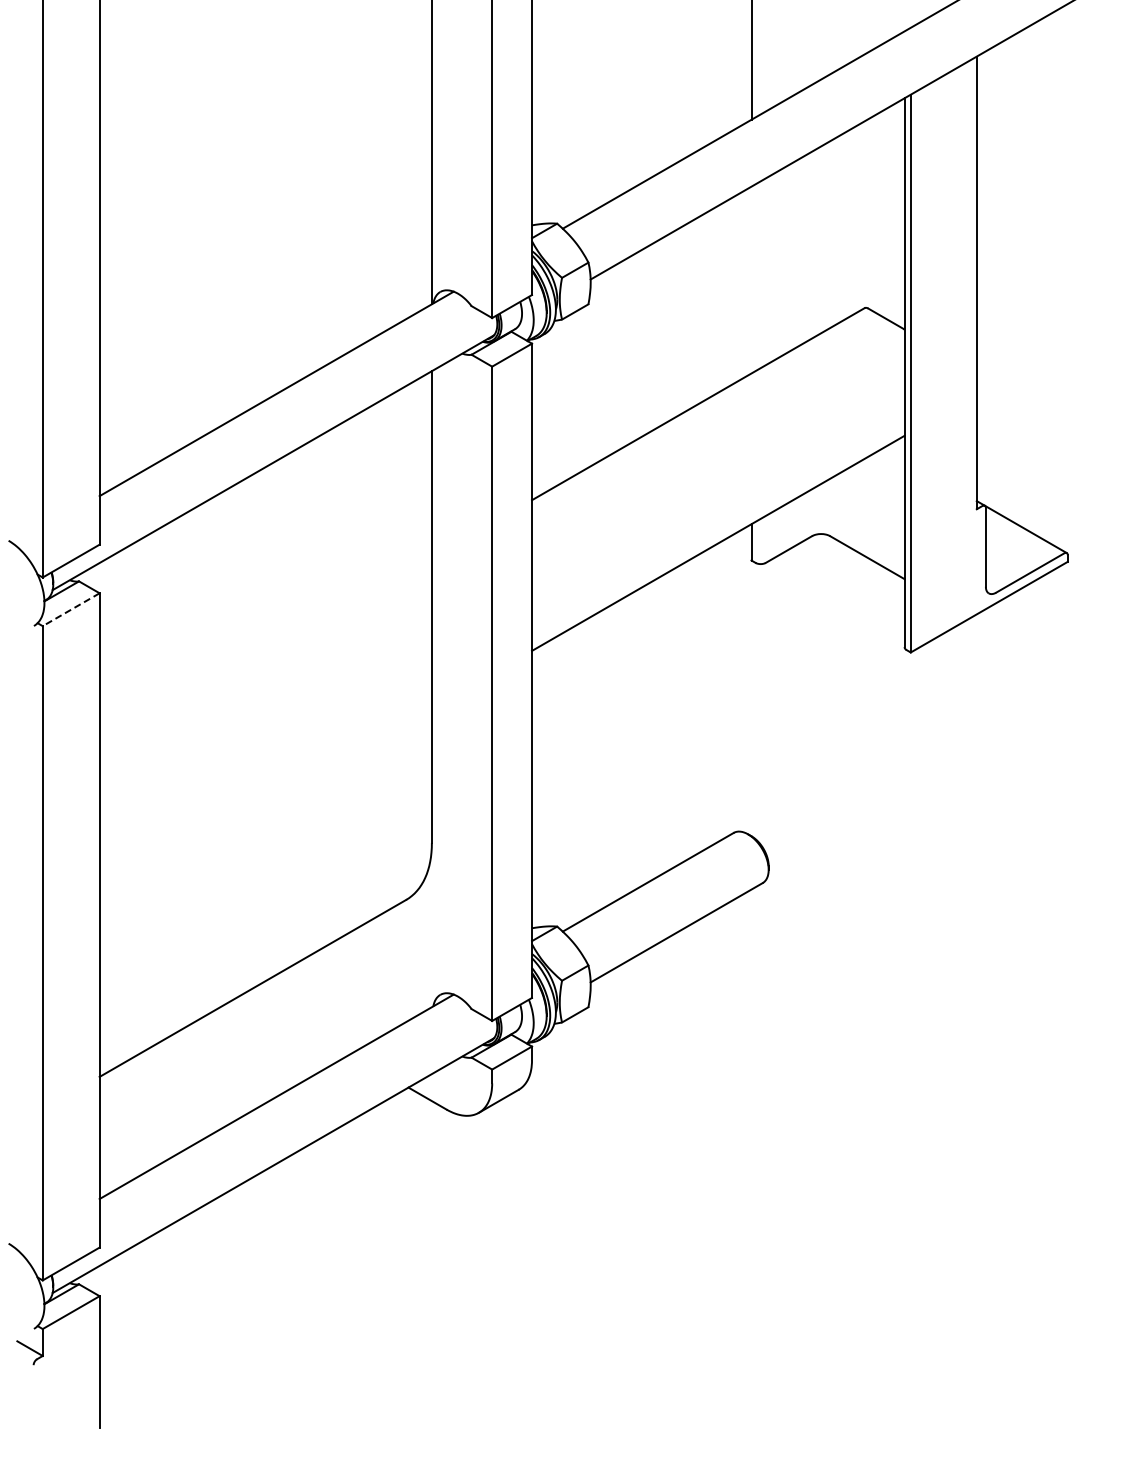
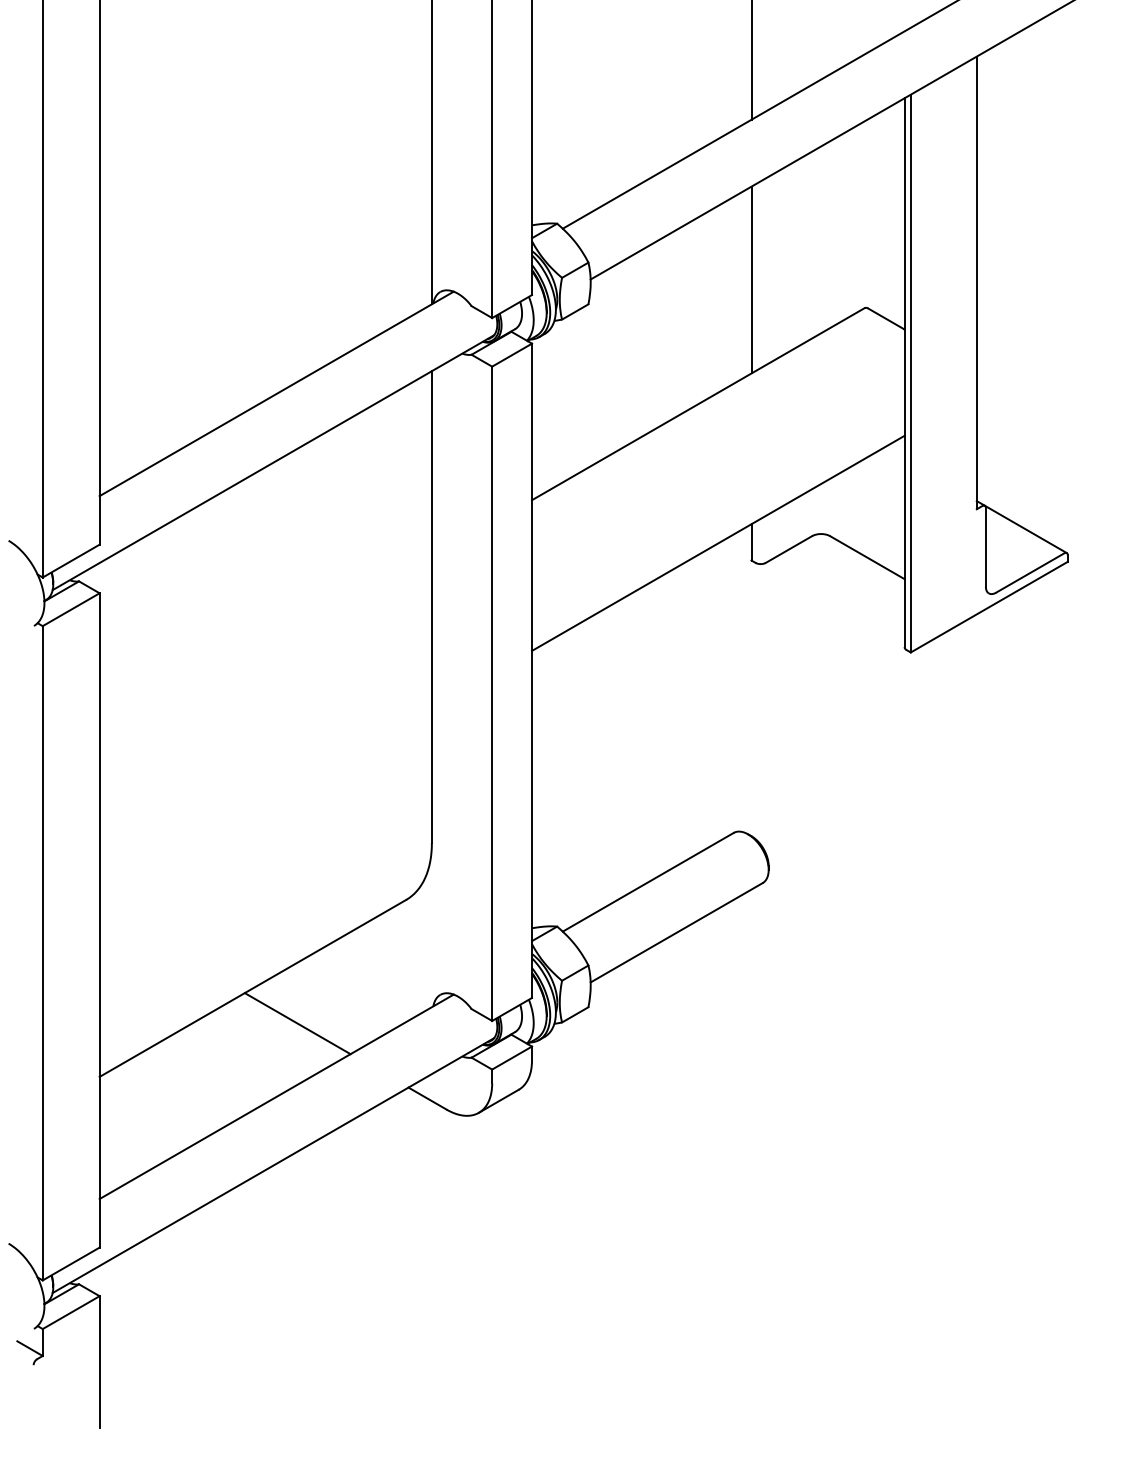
line: none -> present (751, 279)
line: dashed -> solid (71, 609)
line: none -> present (297, 1023)
